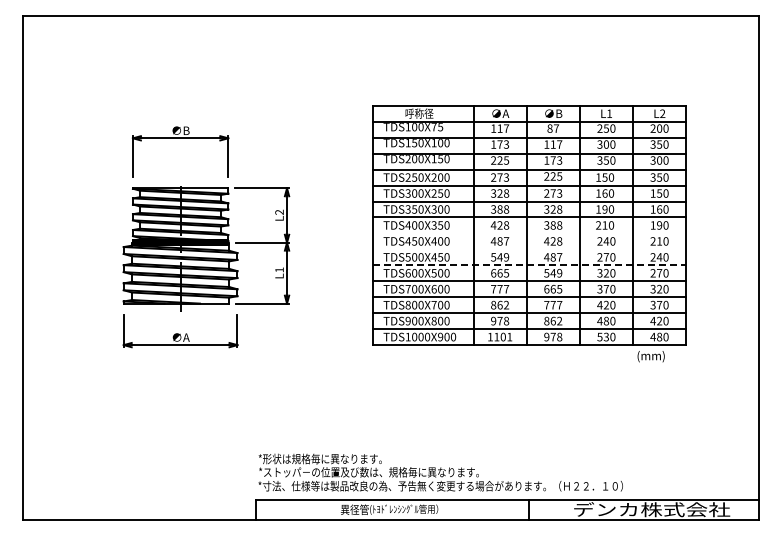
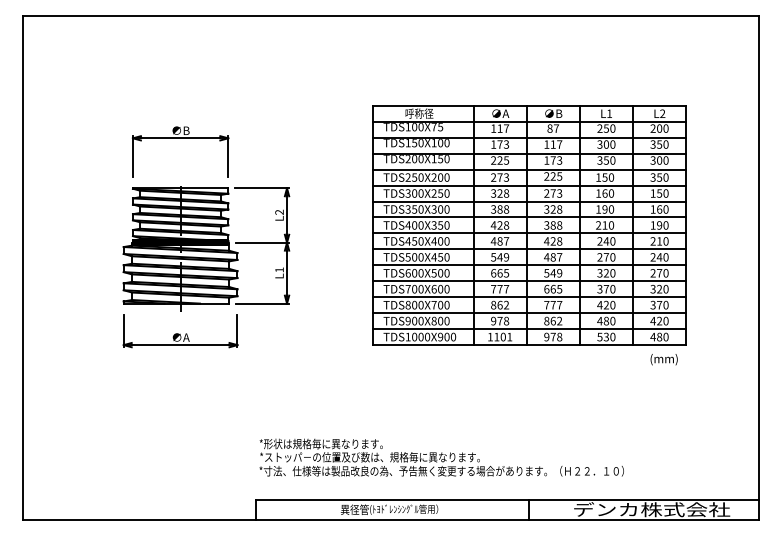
line: none -> present (529, 233)
line: none -> present (529, 249)
line: dashed -> solid (529, 265)
text position: (650, 356) -> (663, 359) (663, 359)
text position: (440, 472) -> (441, 457) (441, 457)
